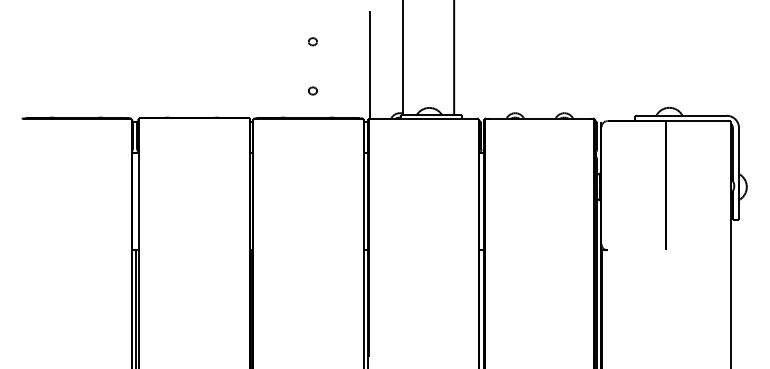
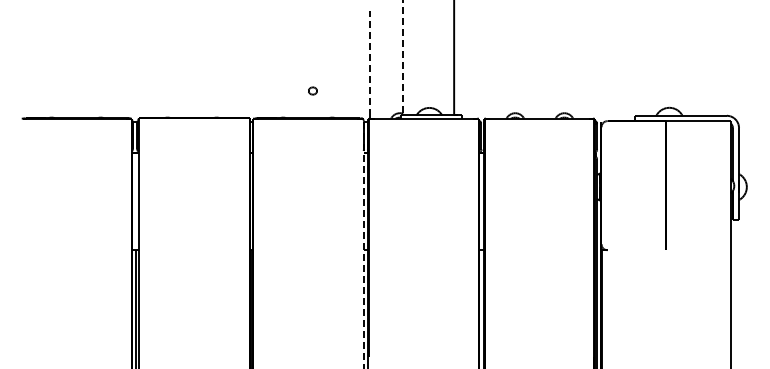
part: present -> none (312, 41)
line: solid -> dashed (403, 58)
line: solid -> dashed (369, 65)
line: solid -> dashed (363, 243)
